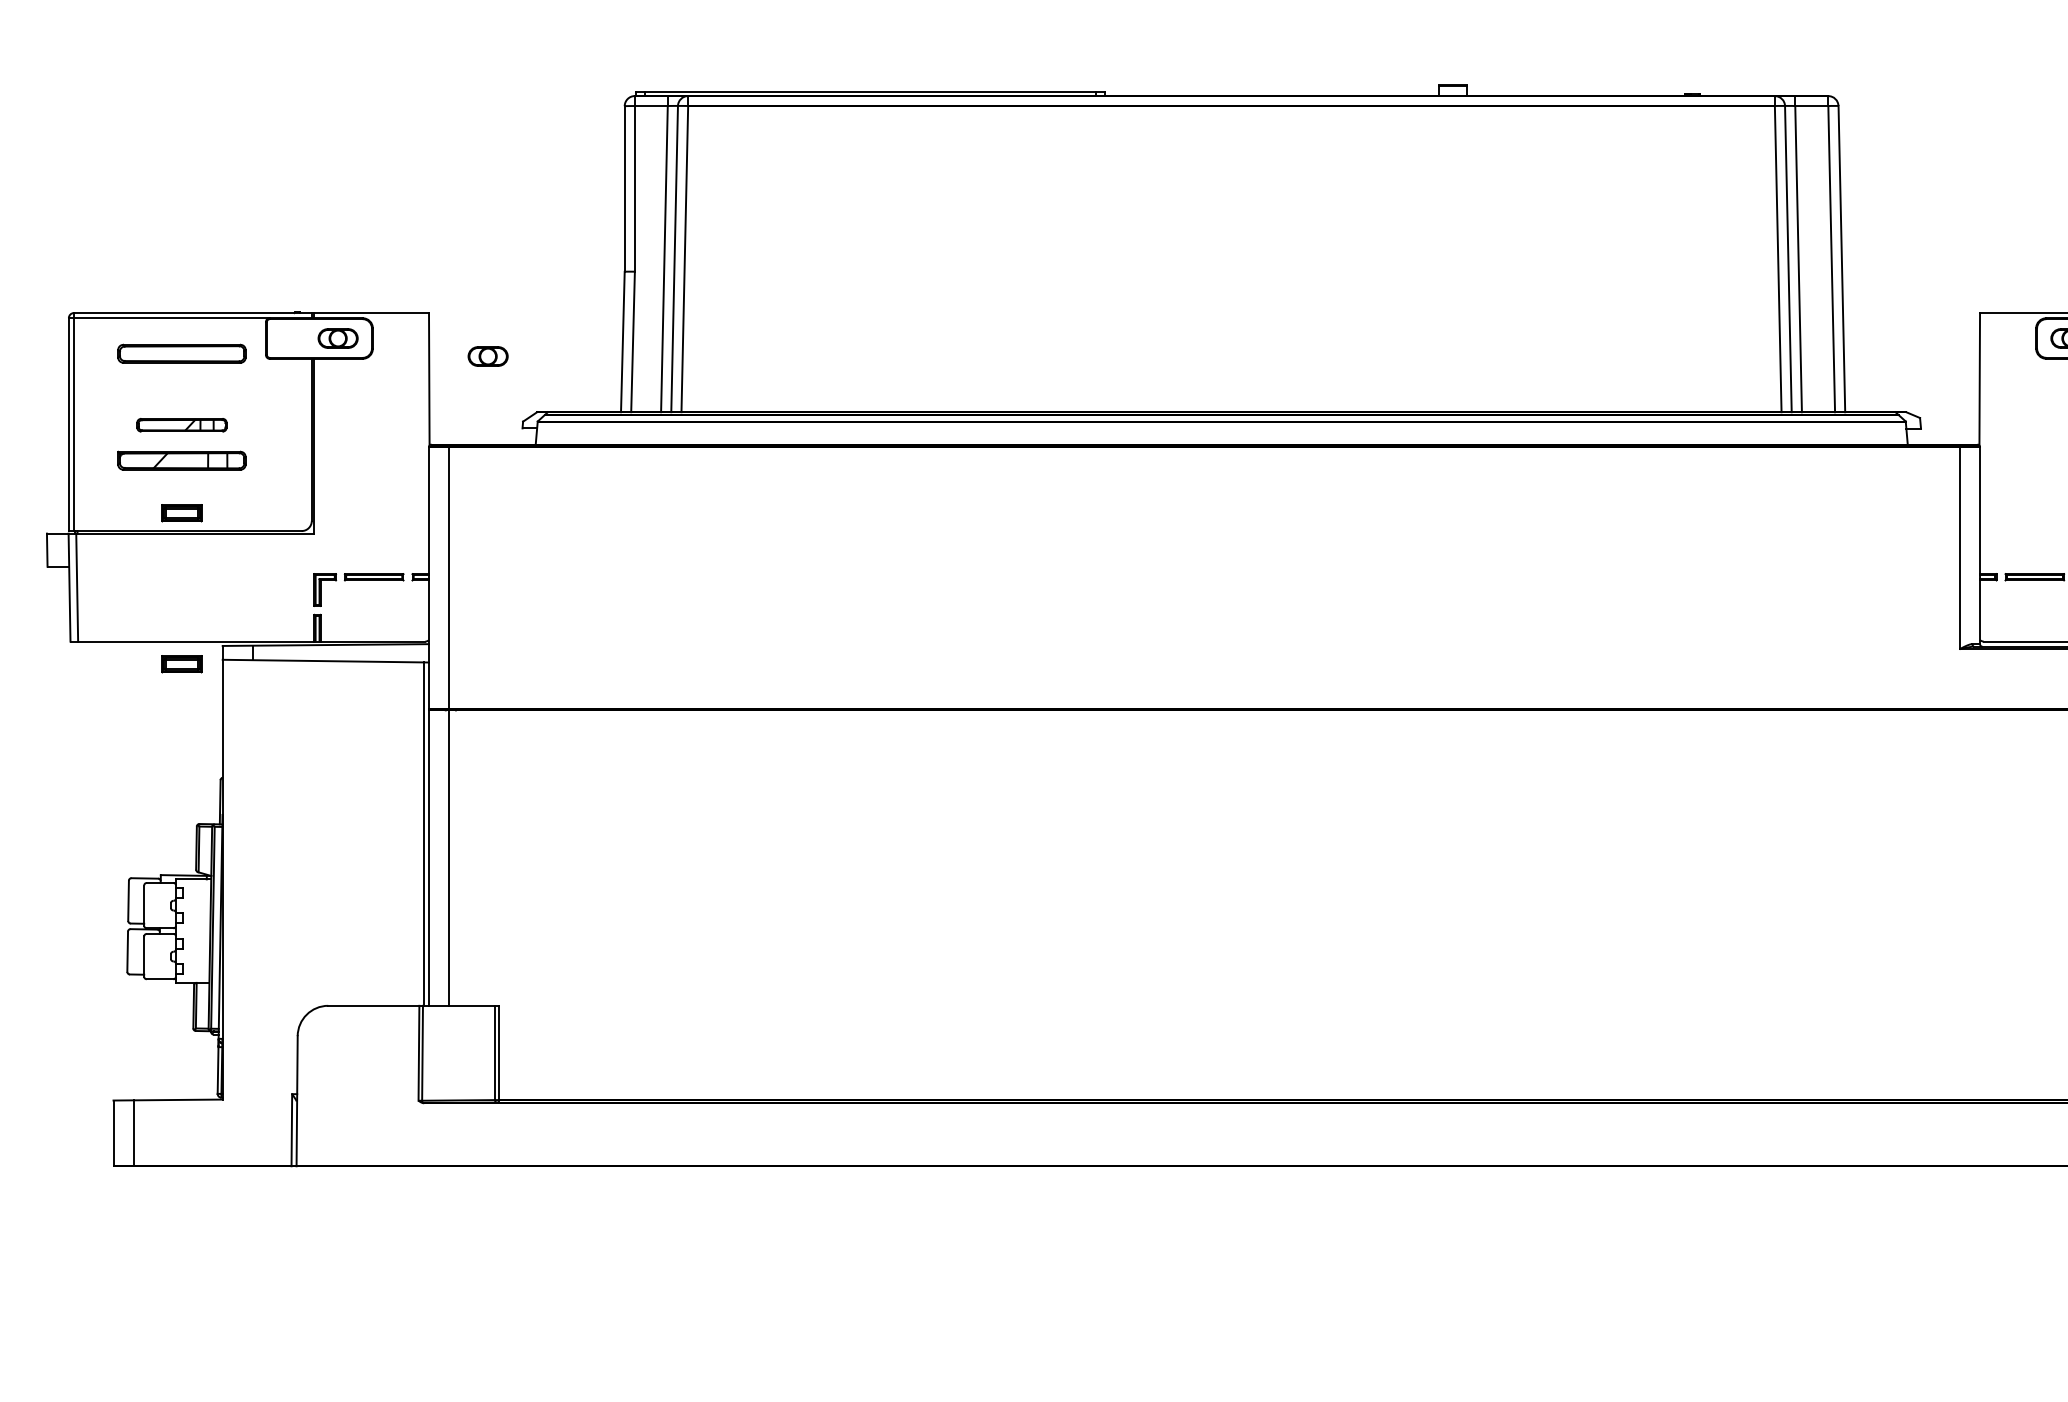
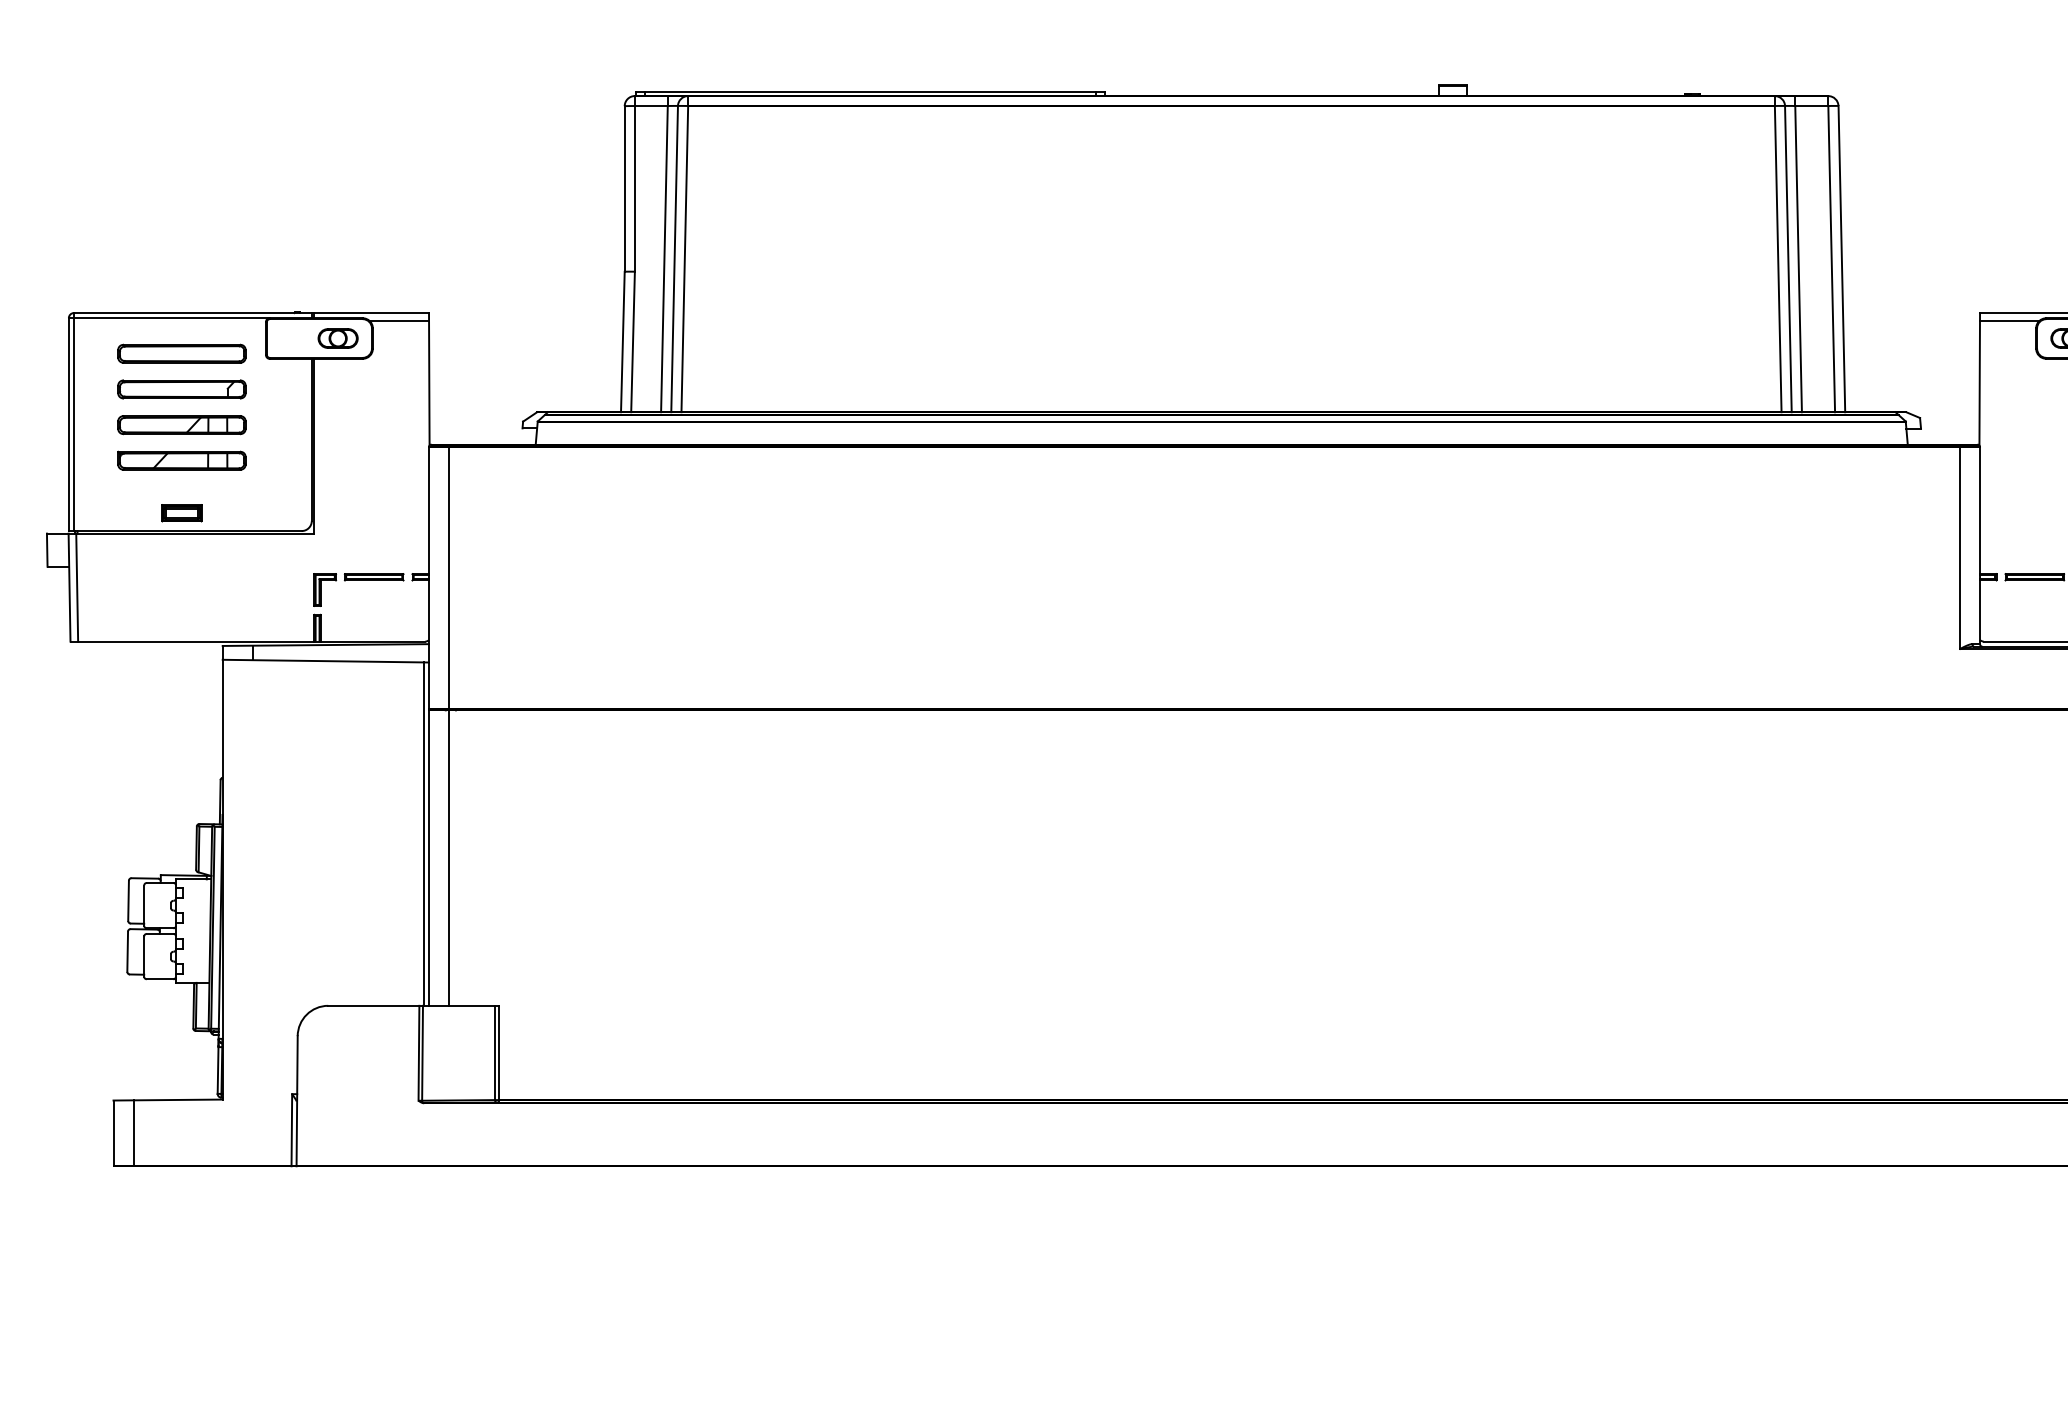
line: none -> present (399, 320)
line: none -> present (2009, 320)
part: present -> none (487, 356)
part: none -> present (181, 389)
part size: 92x15 px -> 130x21 px (181, 425)
part: present -> none (181, 664)
